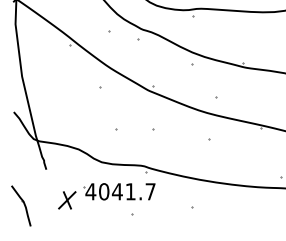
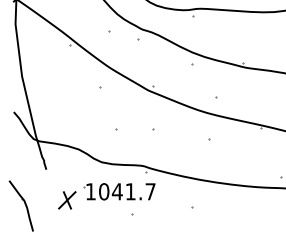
text: 4041.7 -> 1041.7 (90, 191)
part size: 21x42 px -> 26x52 px (20, 205)
